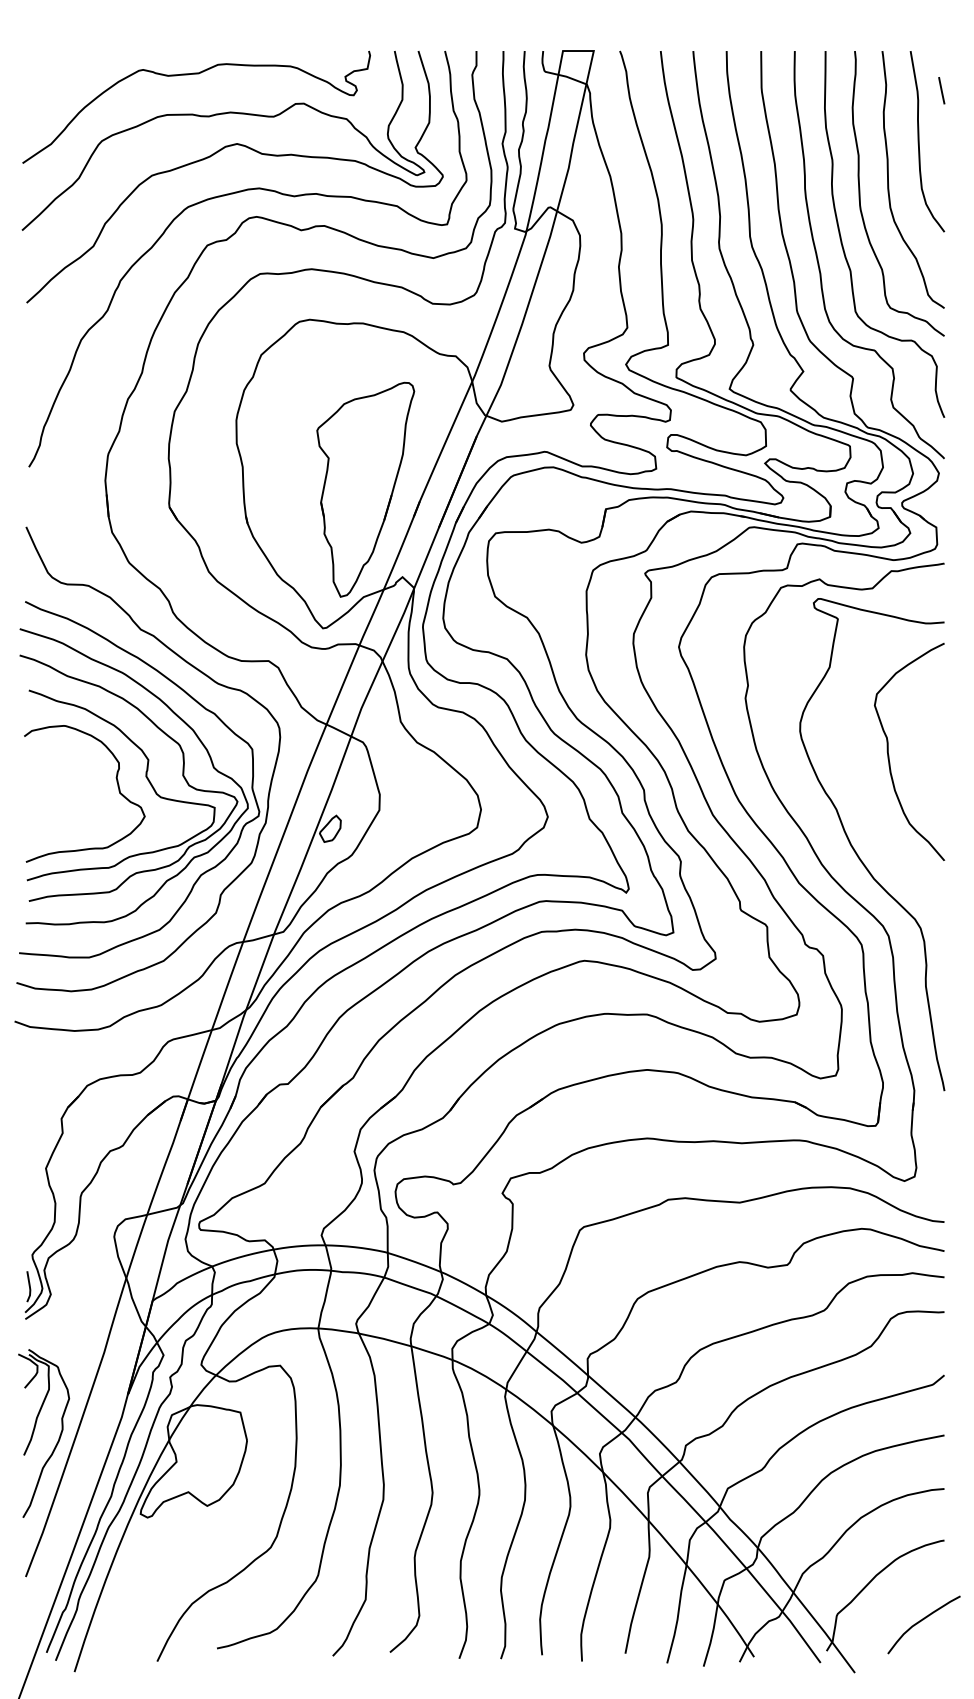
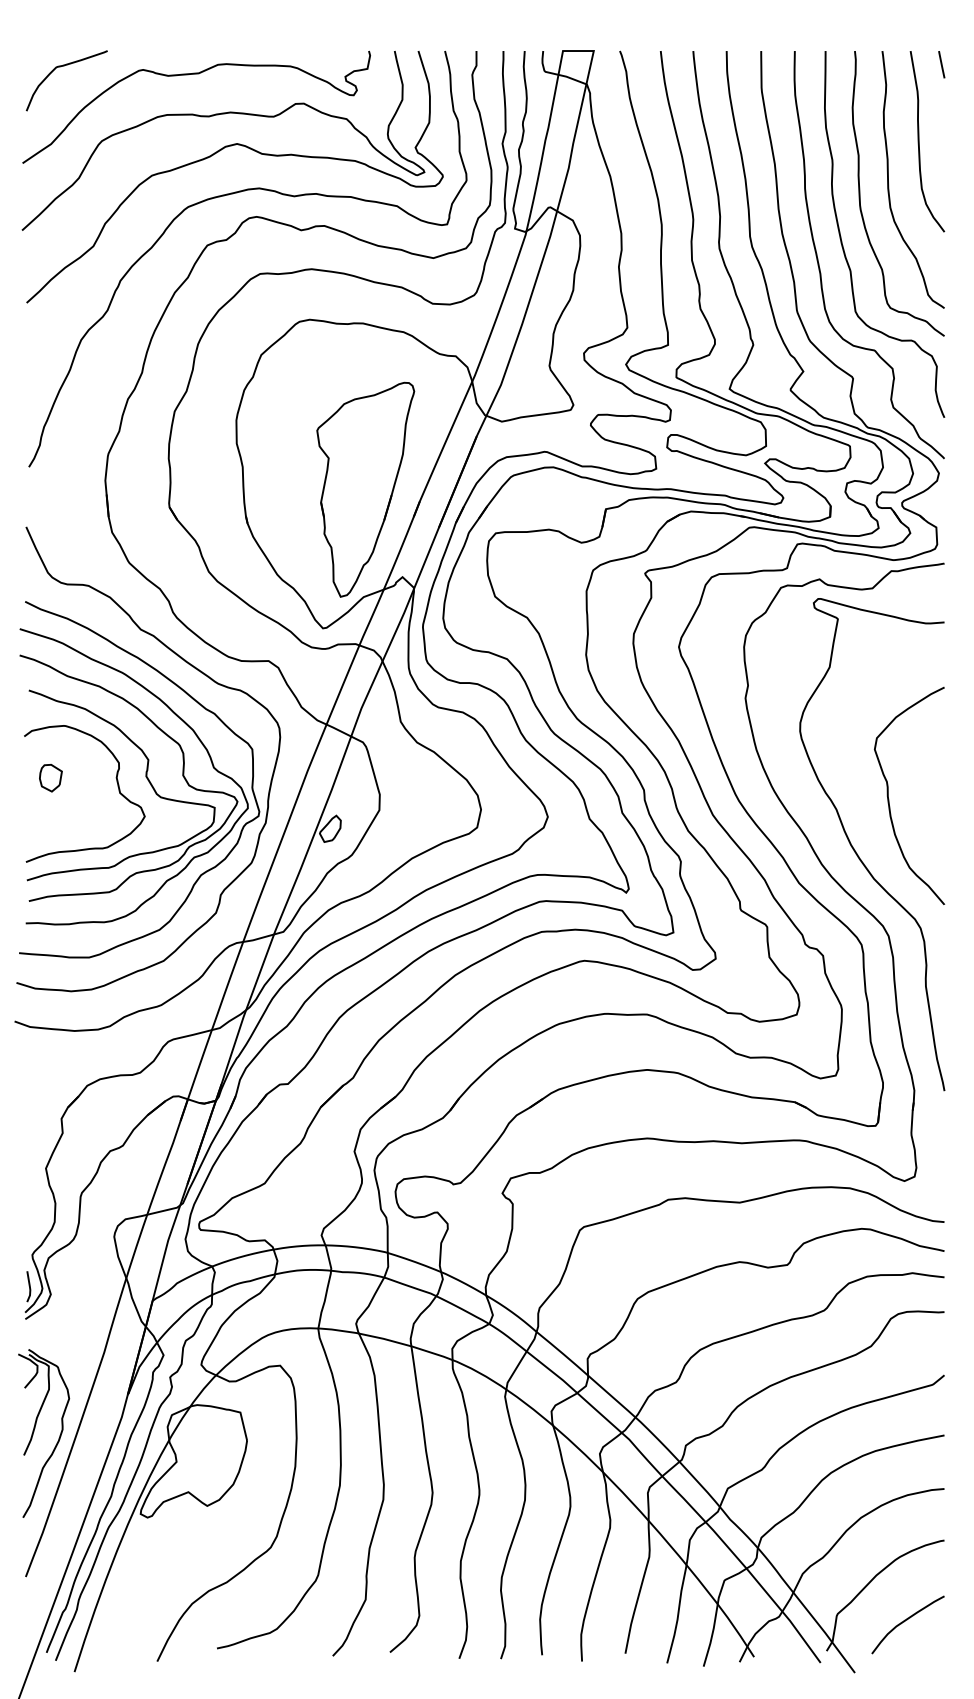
curve: none -> present (64, 66)
line position: (941, 90) -> (941, 64) (941, 64)
curve position: (889, 755) -> (889, 799) (889, 799)
part: none -> present (50, 778)
curve position: (921, 1621) -> (905, 1621) (905, 1621)
